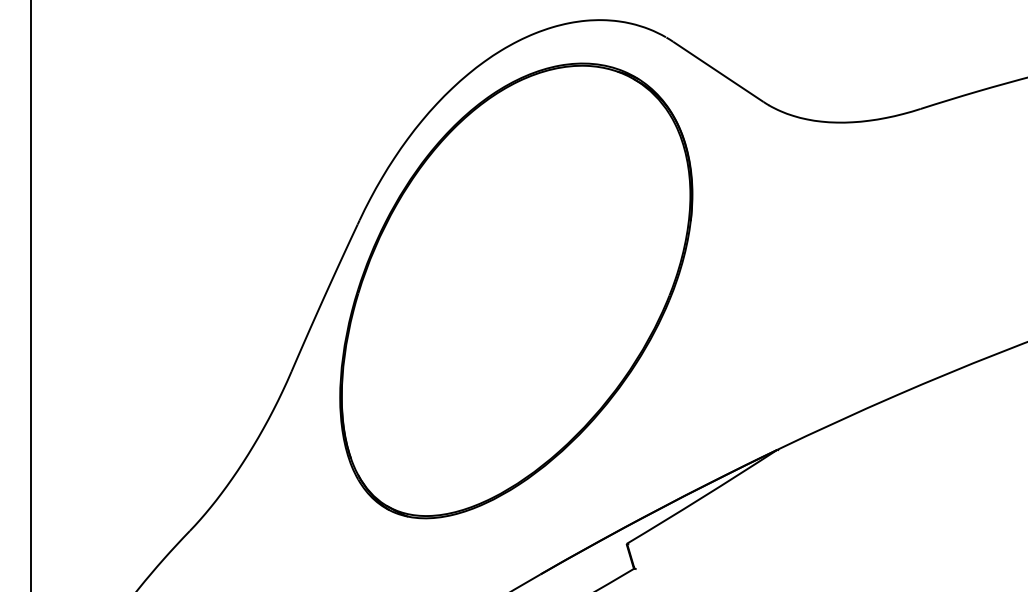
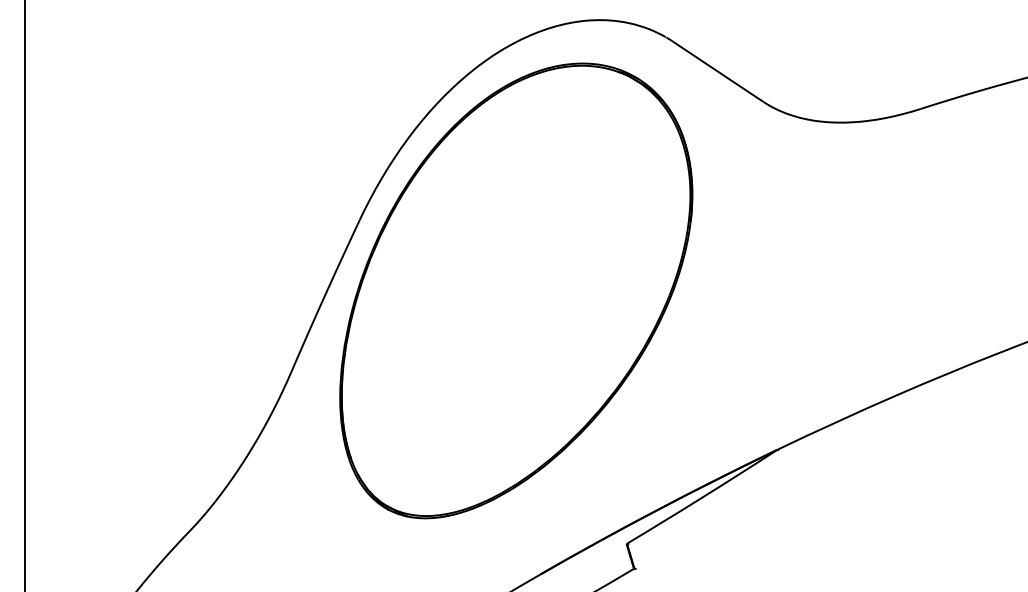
line position: (30, 295) -> (24, 295) (24, 295)
